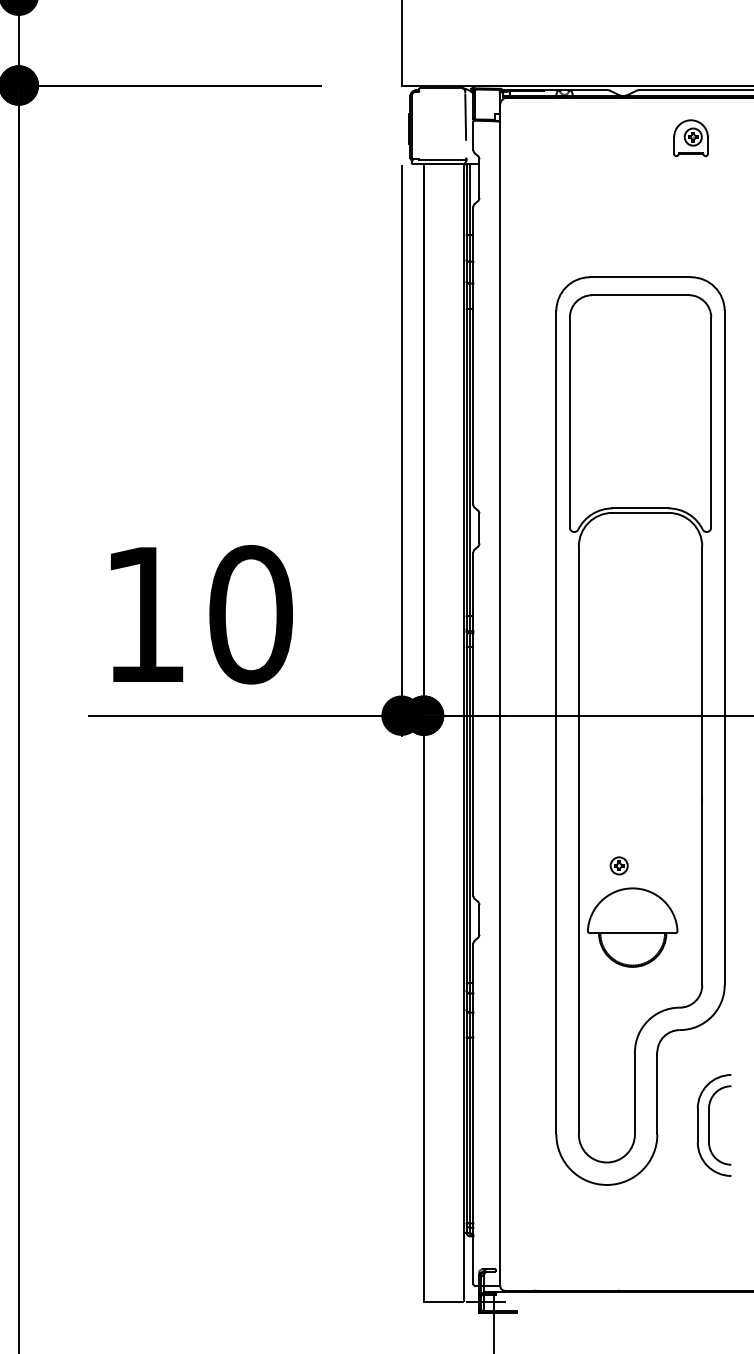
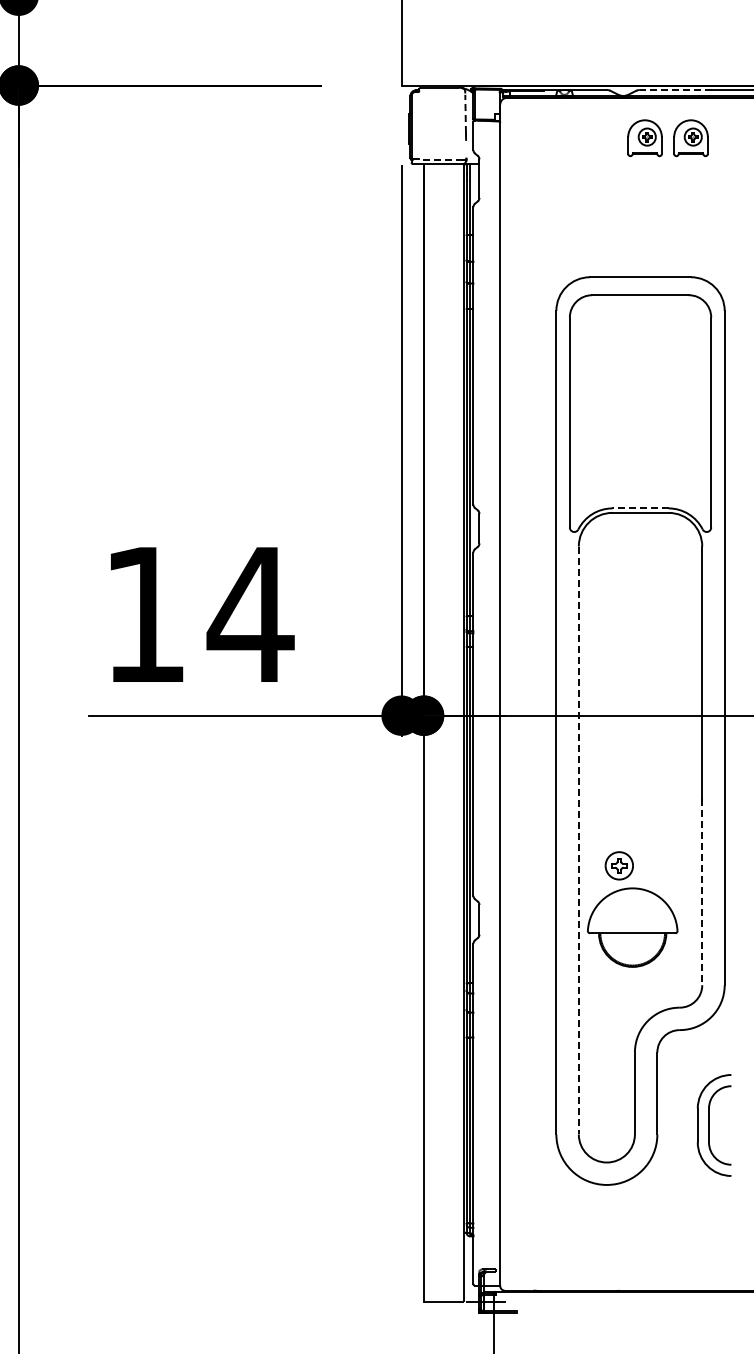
line: solid -> dashed (675, 90)
line: solid -> dashed (465, 113)
part: none -> present (644, 138)
line: solid -> dashed (441, 159)
line: solid -> dashed (640, 508)
text: 10 -> 14 (250, 614)
line: solid -> dashed (578, 840)
part size: 20x20 px -> 30x30 px (618, 865)
line: solid -> dashed (702, 892)
